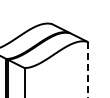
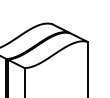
line: dashed -> solid (87, 69)
